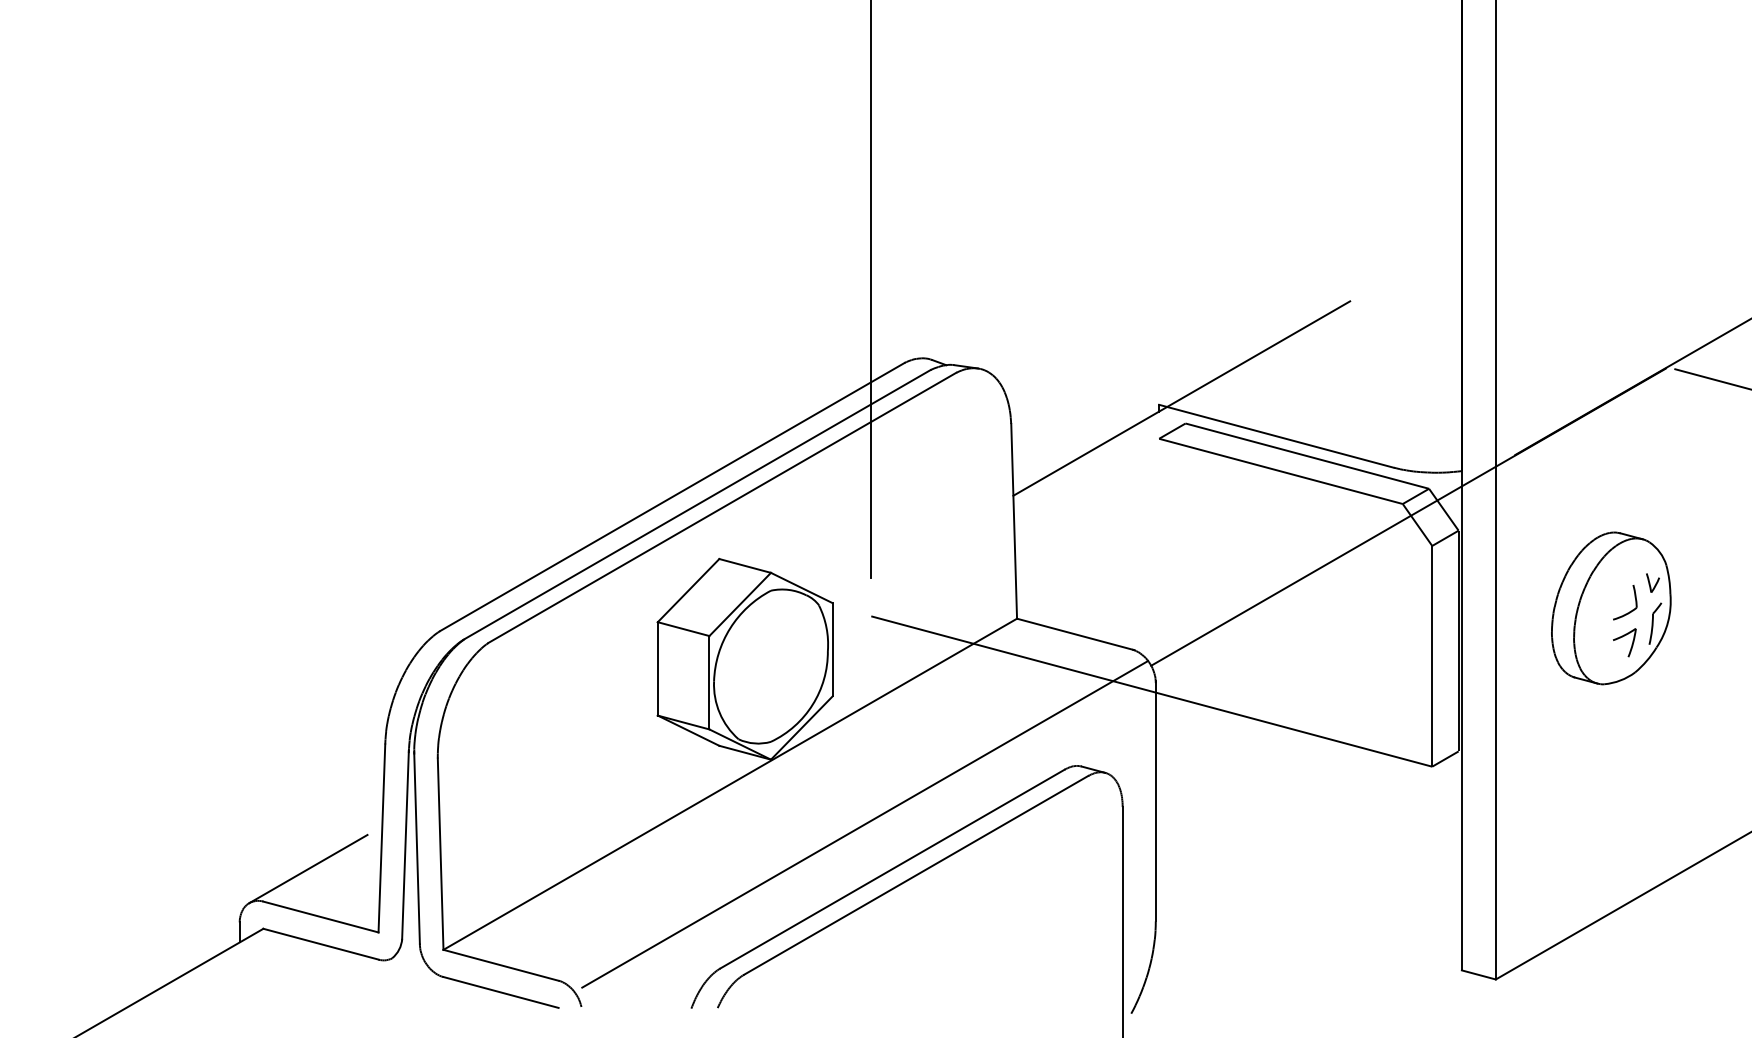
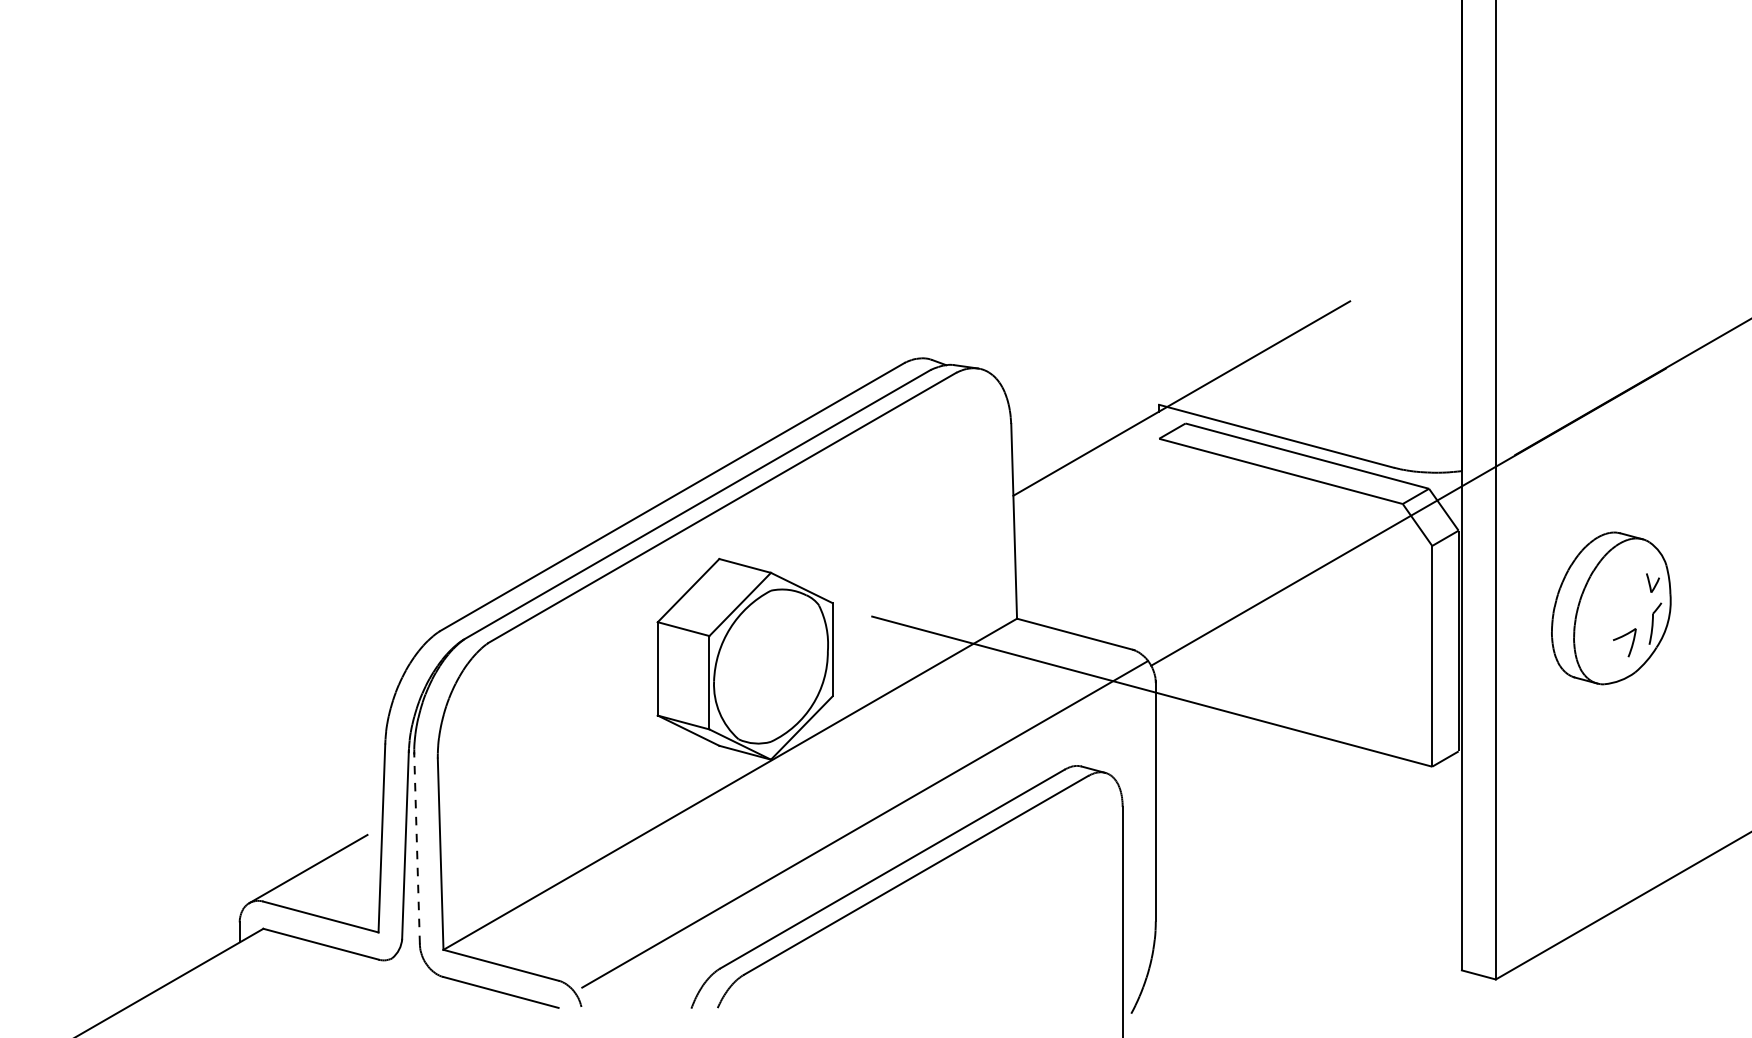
line: present -> none (871, 289)
line: present -> none (1711, 378)
part: present -> none (1630, 610)
line: solid -> dashed (417, 847)
